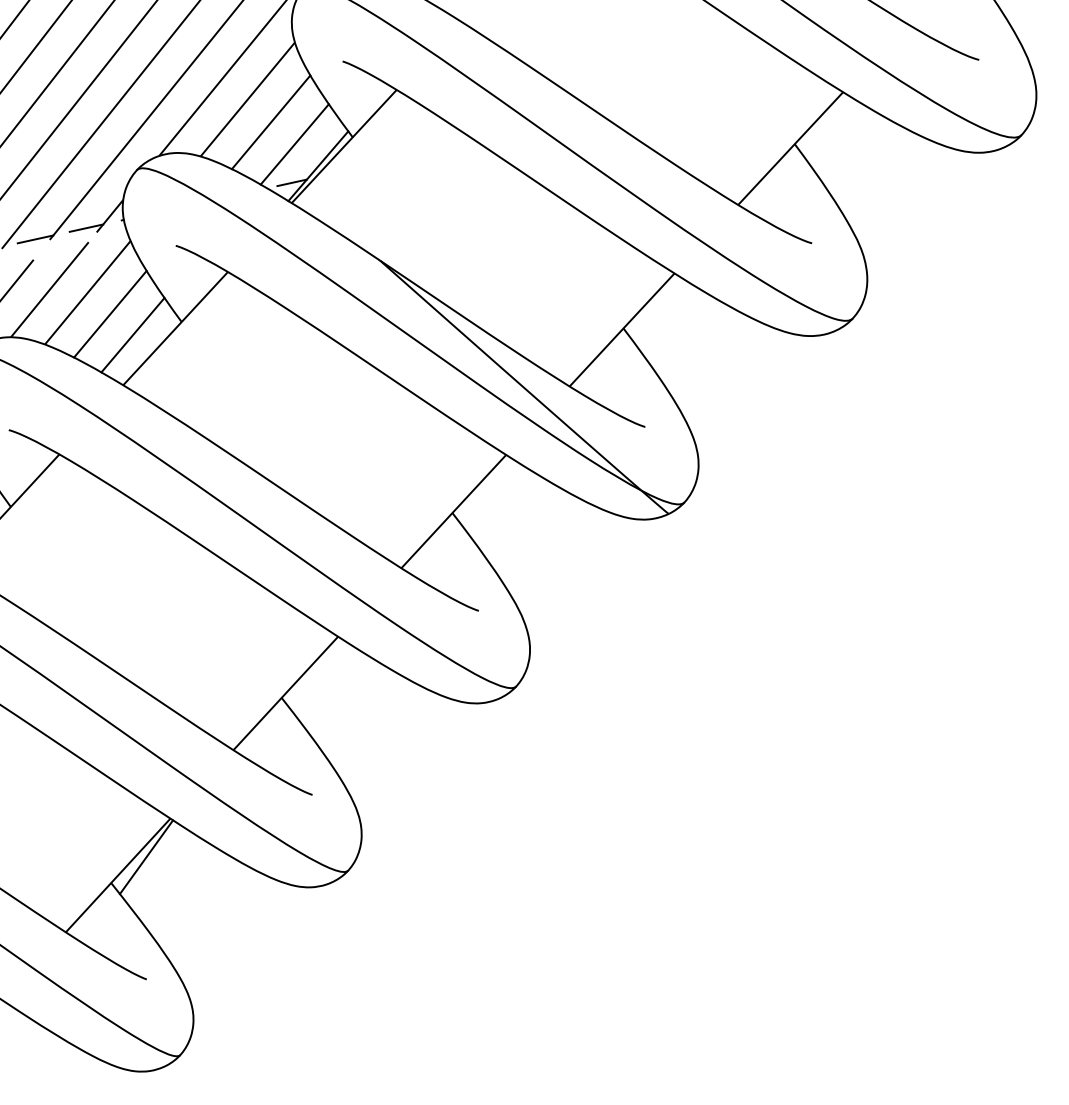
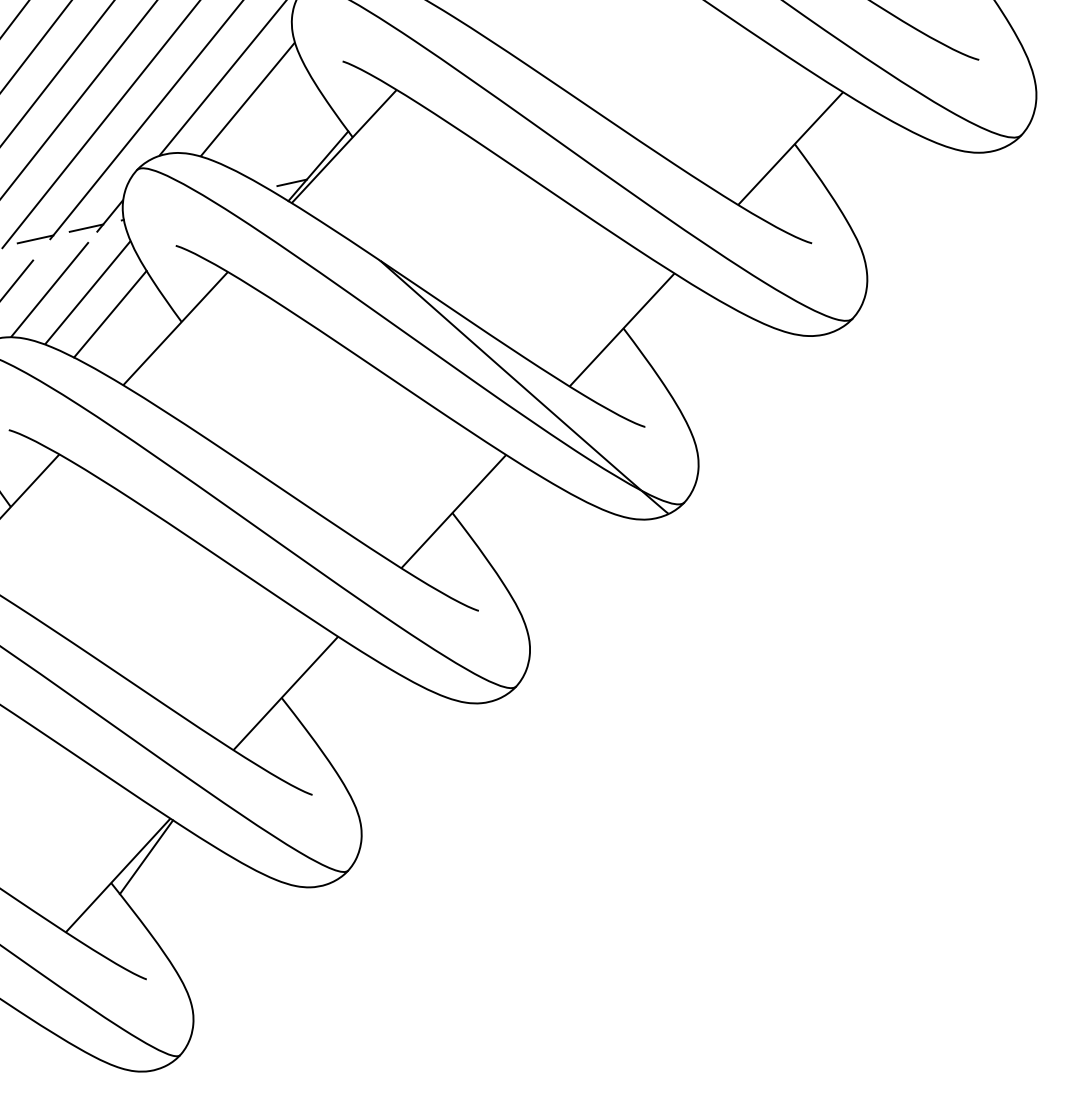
line: present -> none (270, 122)
line: present -> none (294, 144)
line: present -> none (132, 335)
